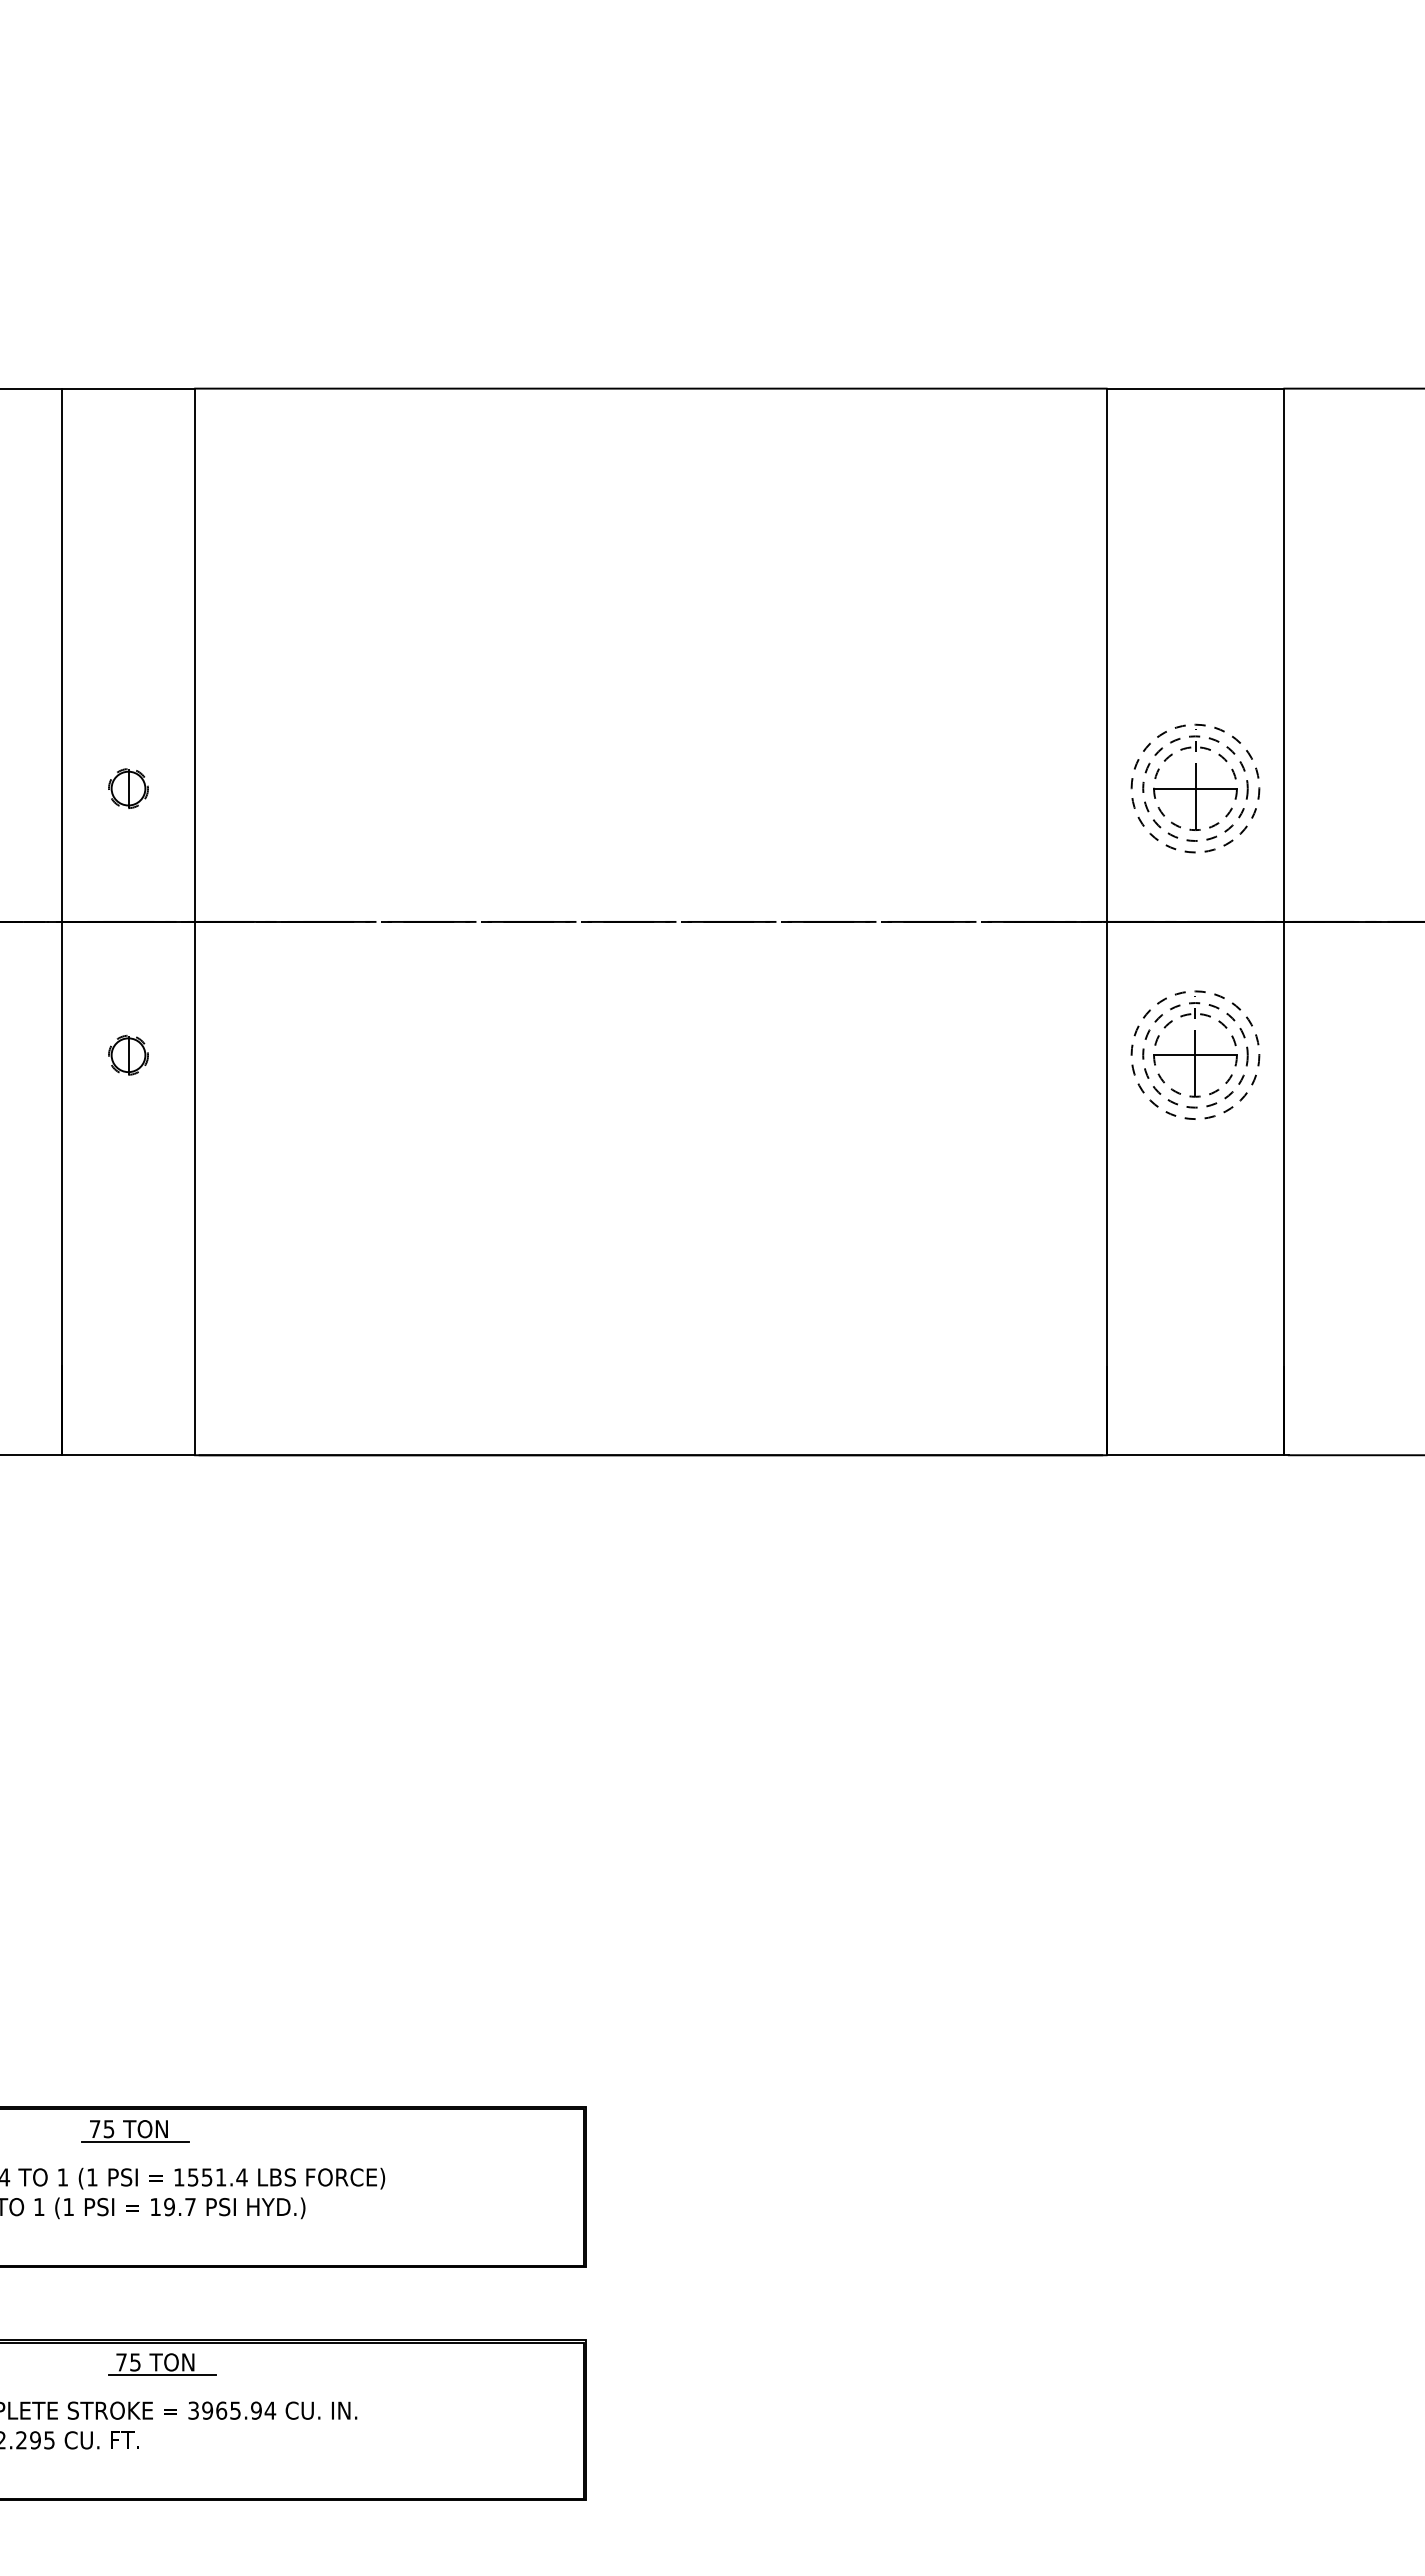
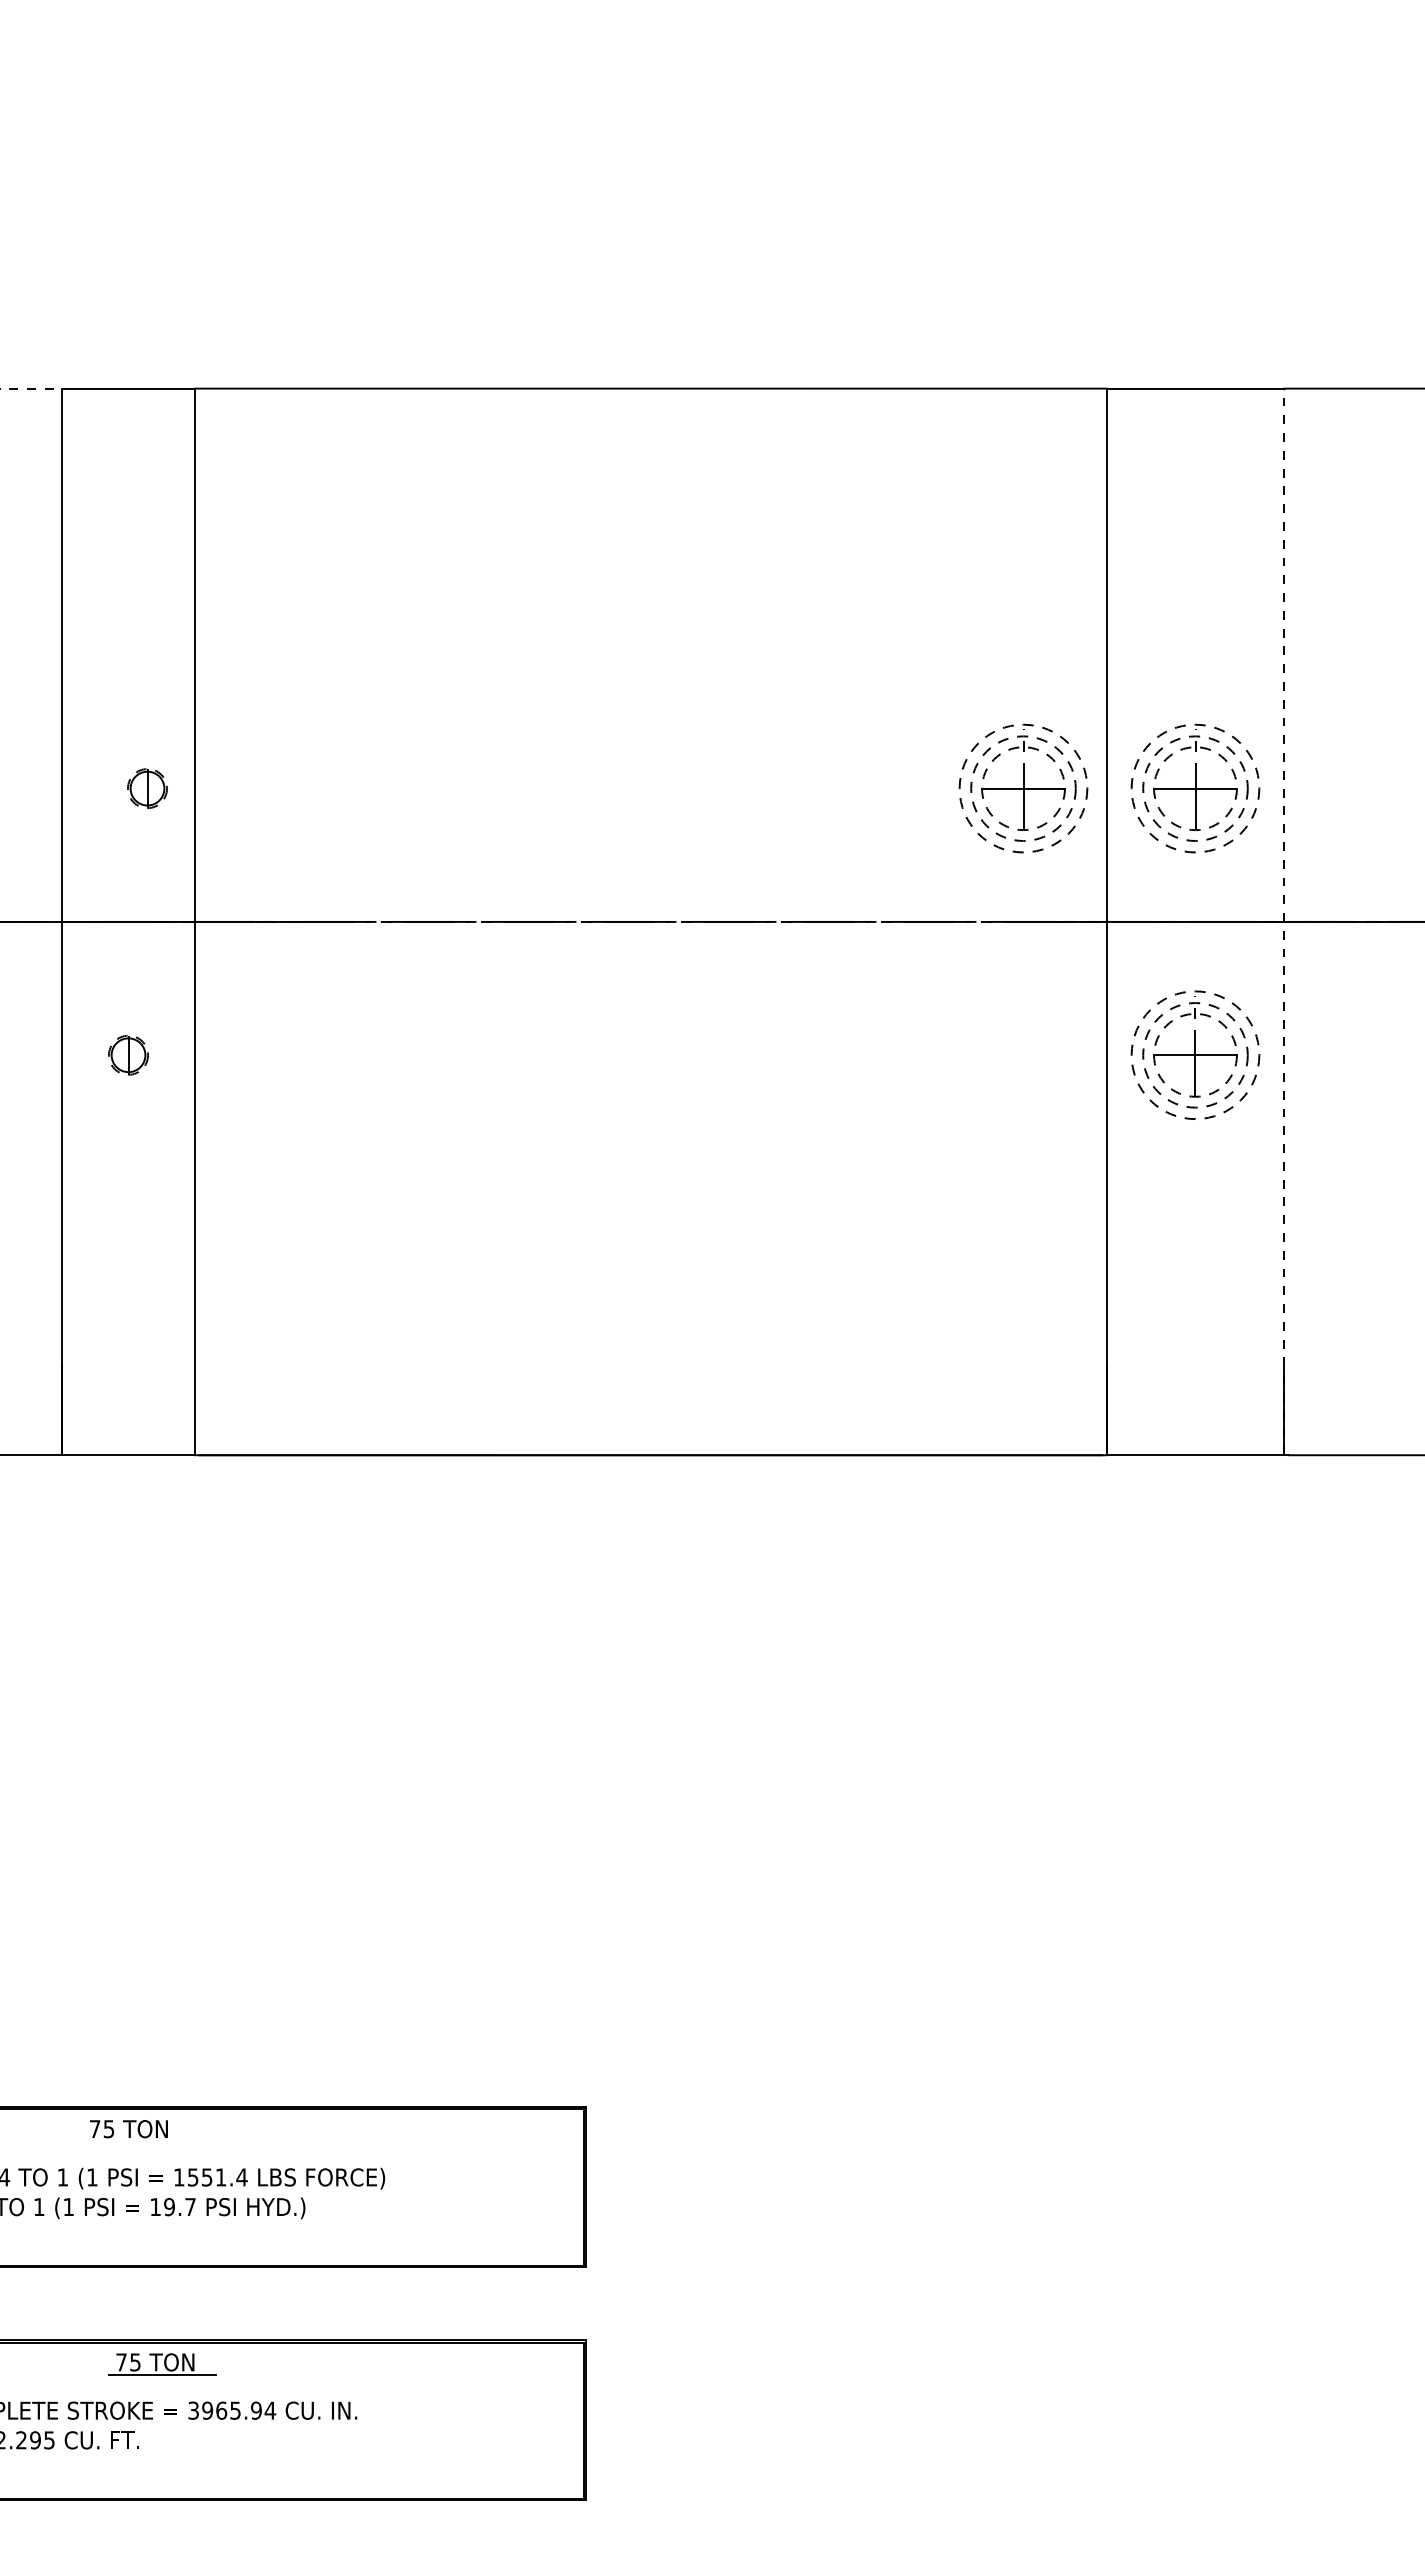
line: solid -> dashed (31, 388)
part position: (128, 788) -> (147, 788) (147, 788)
part: none -> present (1023, 788)
line: solid -> dashed (1284, 921)
line: present -> none (135, 2142)
